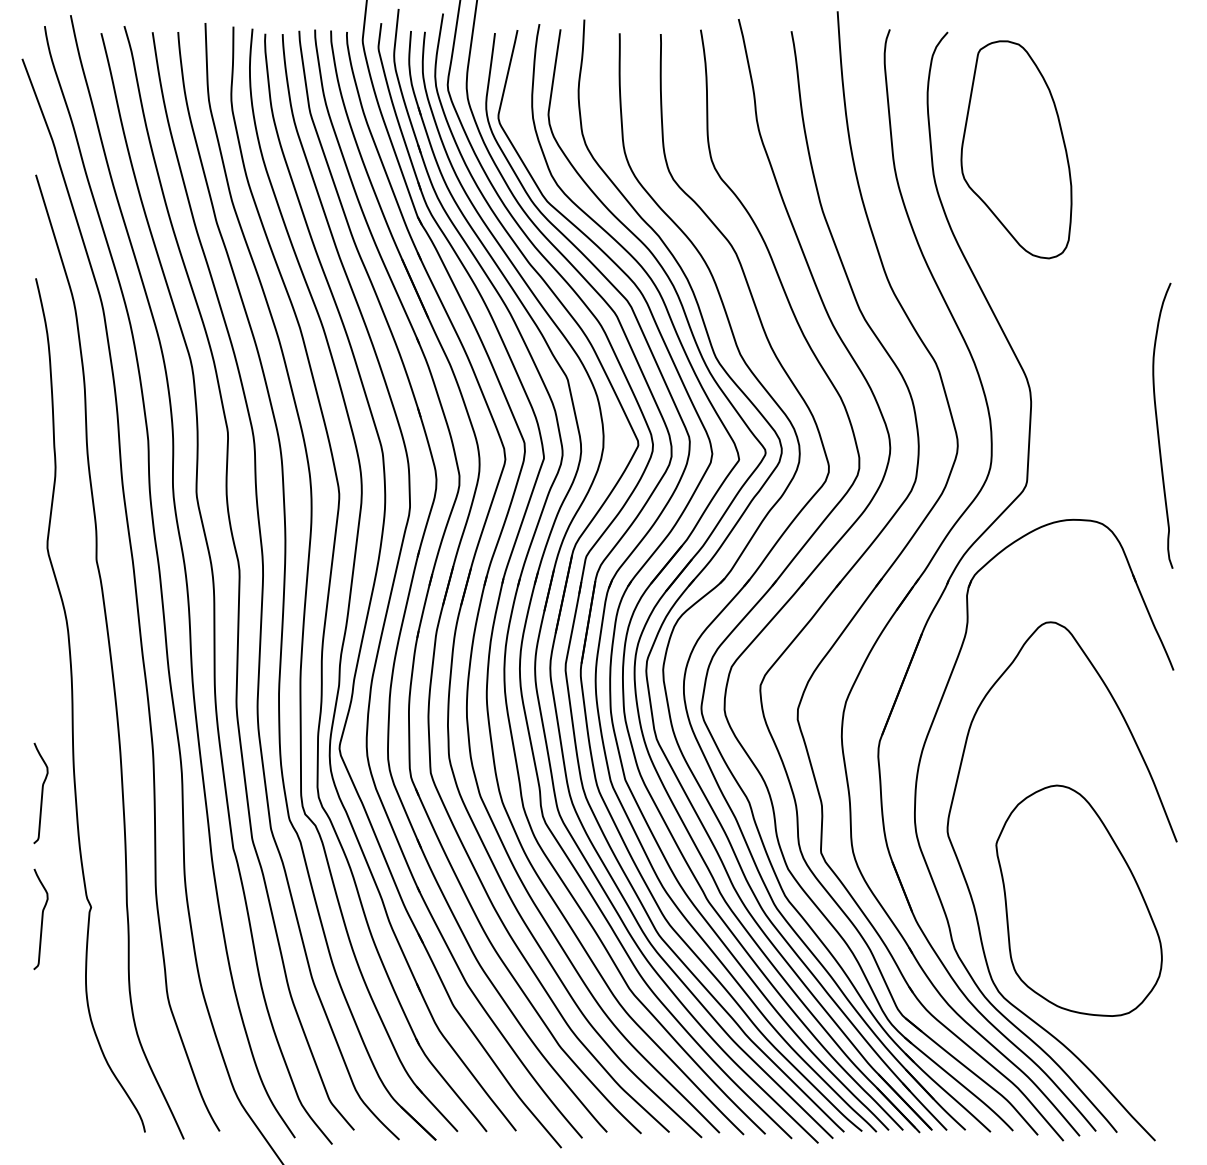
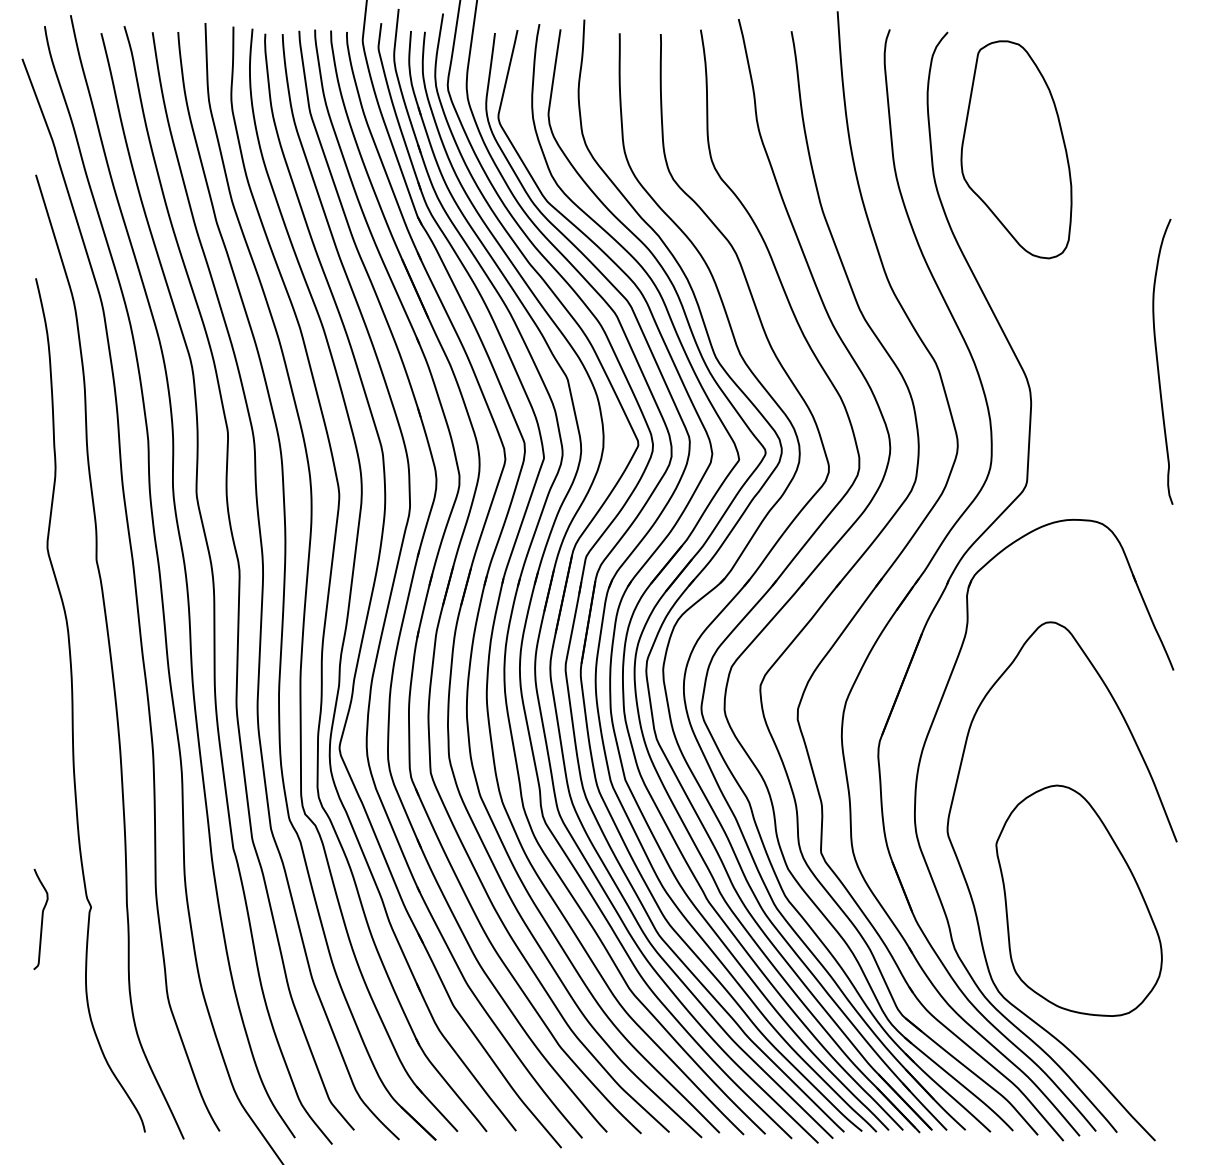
curve position: (1158, 425) -> (1158, 361) (1158, 361)
curve: present -> none (41, 793)
